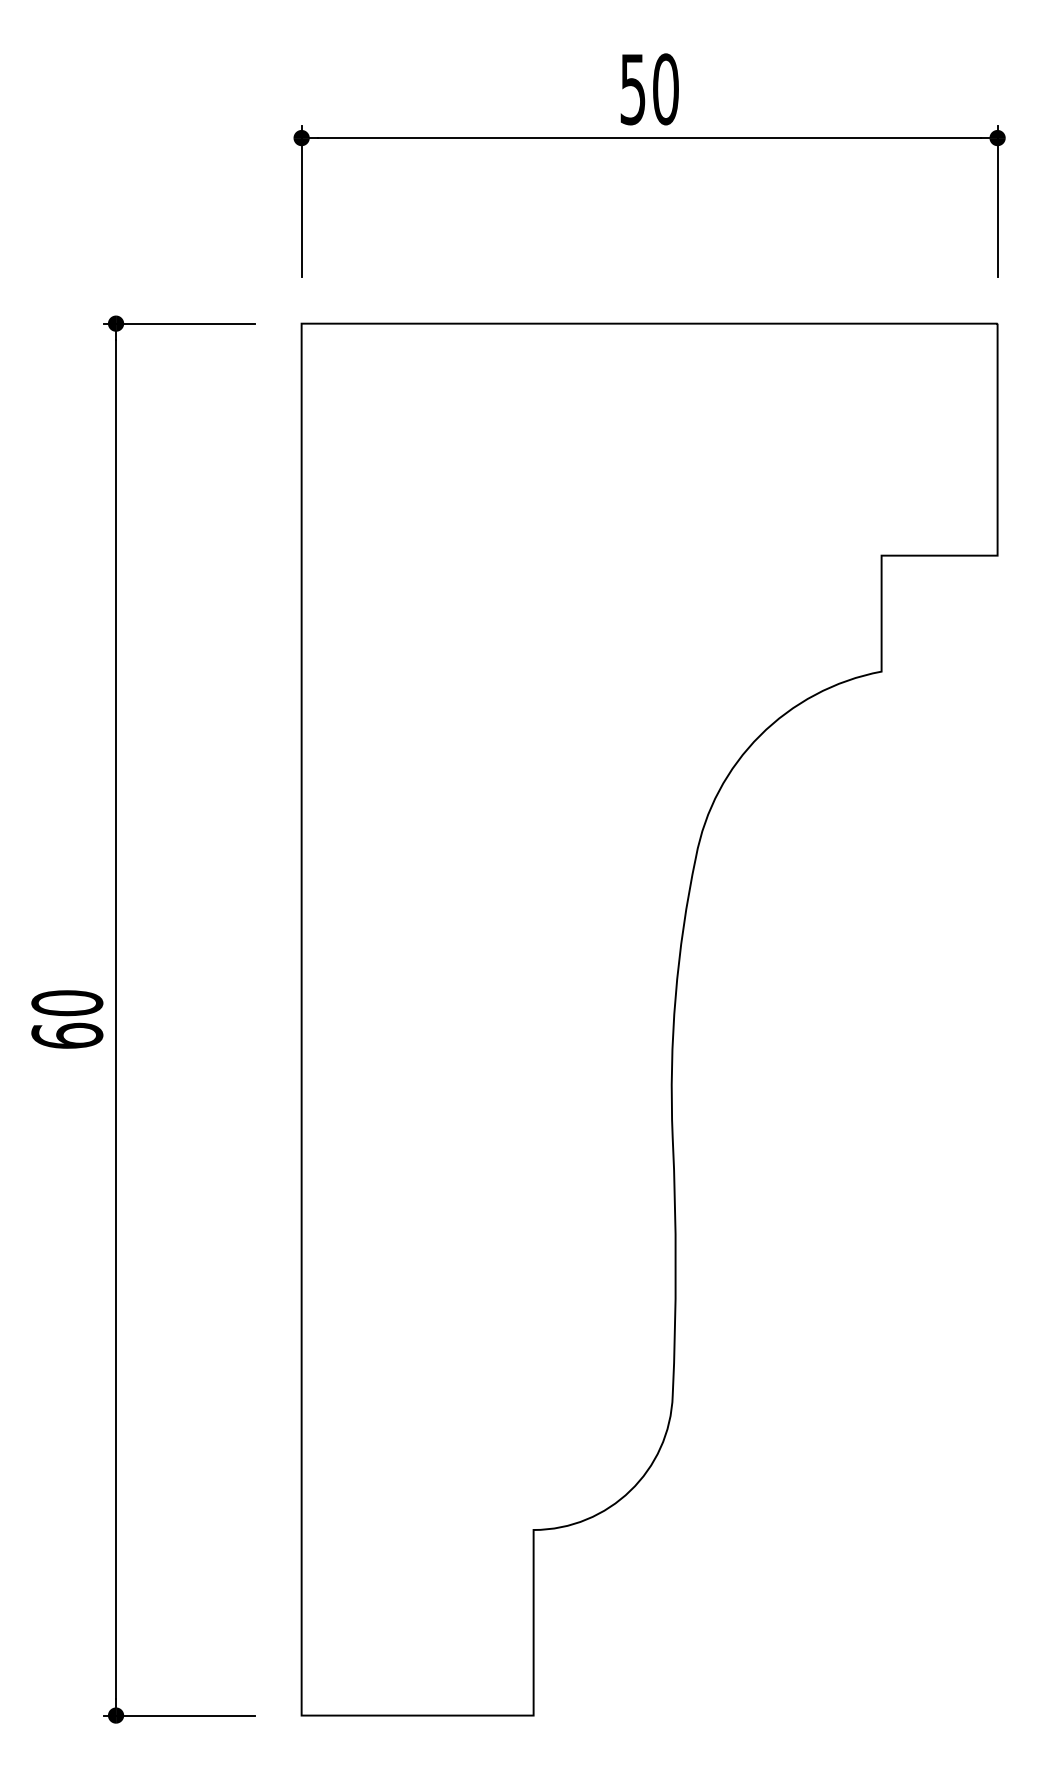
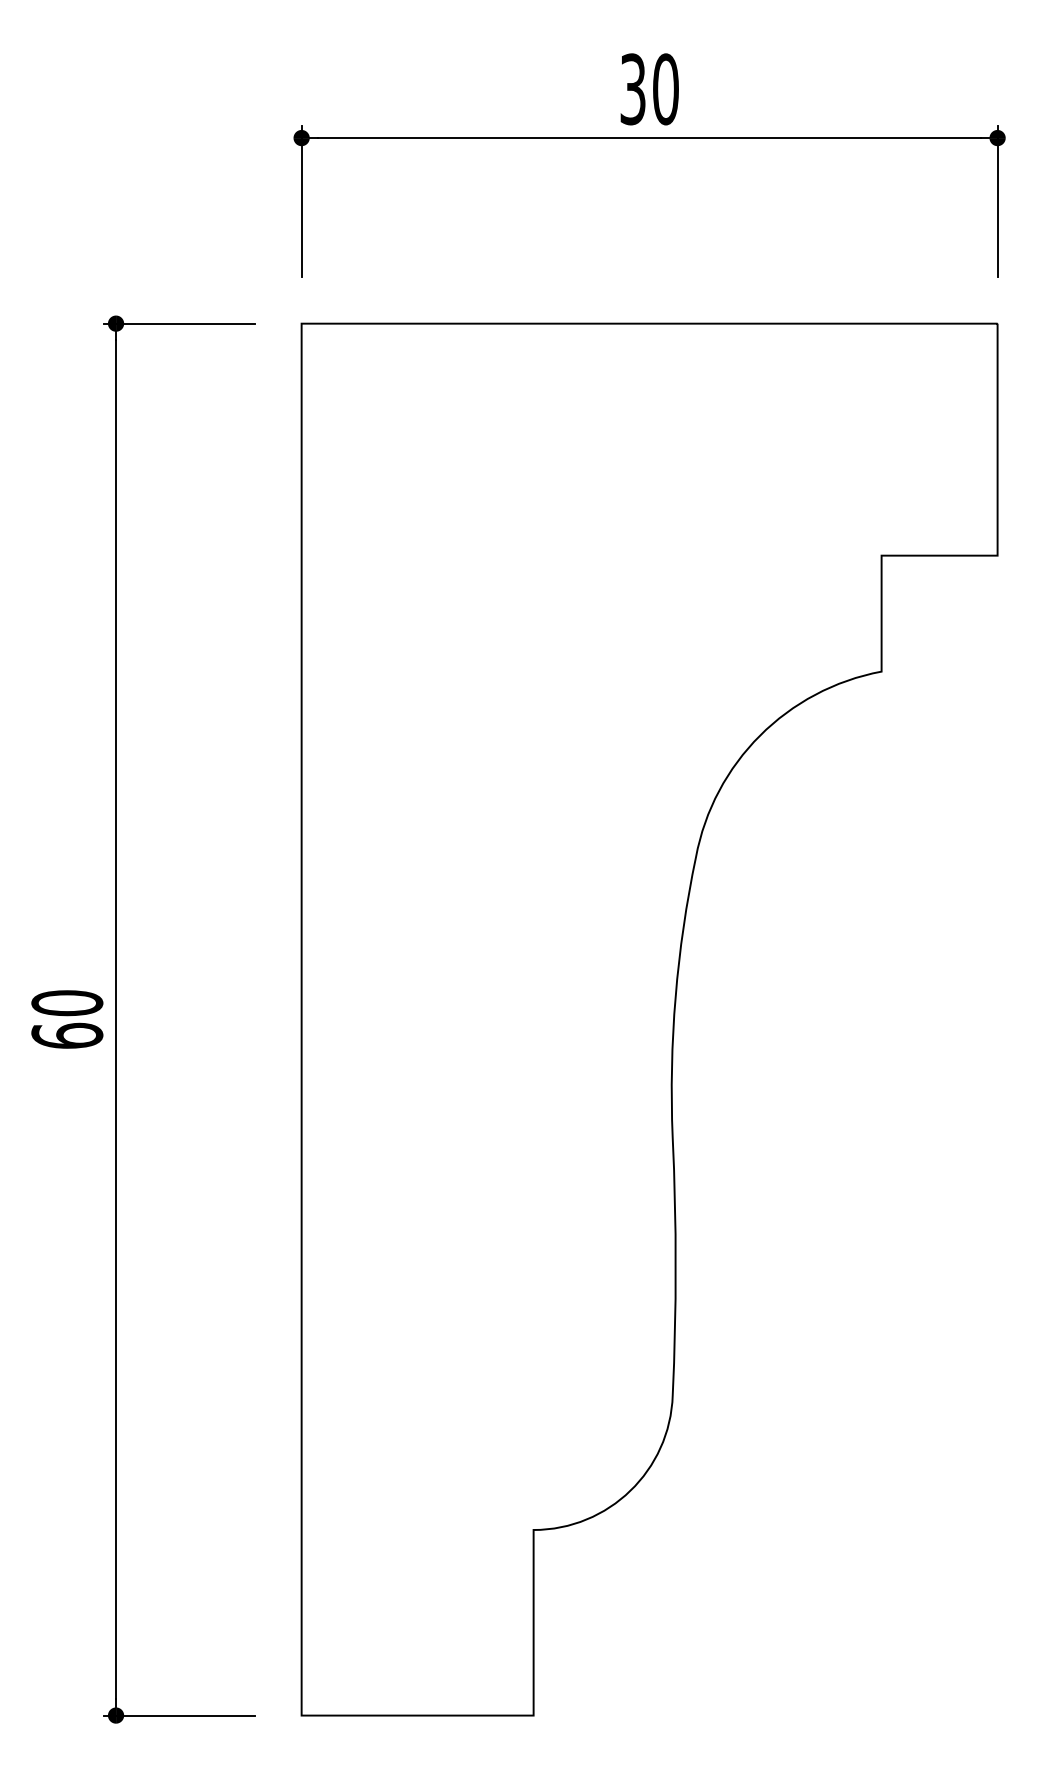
text: 50 -> 30 (633, 88)
